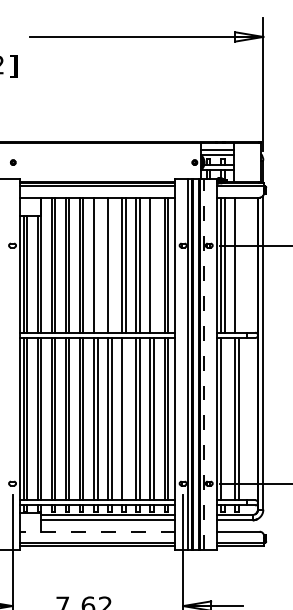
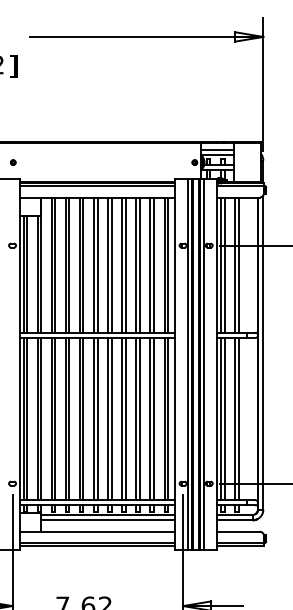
line: none -> present (97, 264)
line: none -> present (111, 264)
line: none -> present (153, 264)
line: none -> present (238, 264)
line: dashed -> solid (204, 364)
line: none -> present (125, 418)
line: none -> present (224, 418)
line: dashed -> solid (97, 531)
